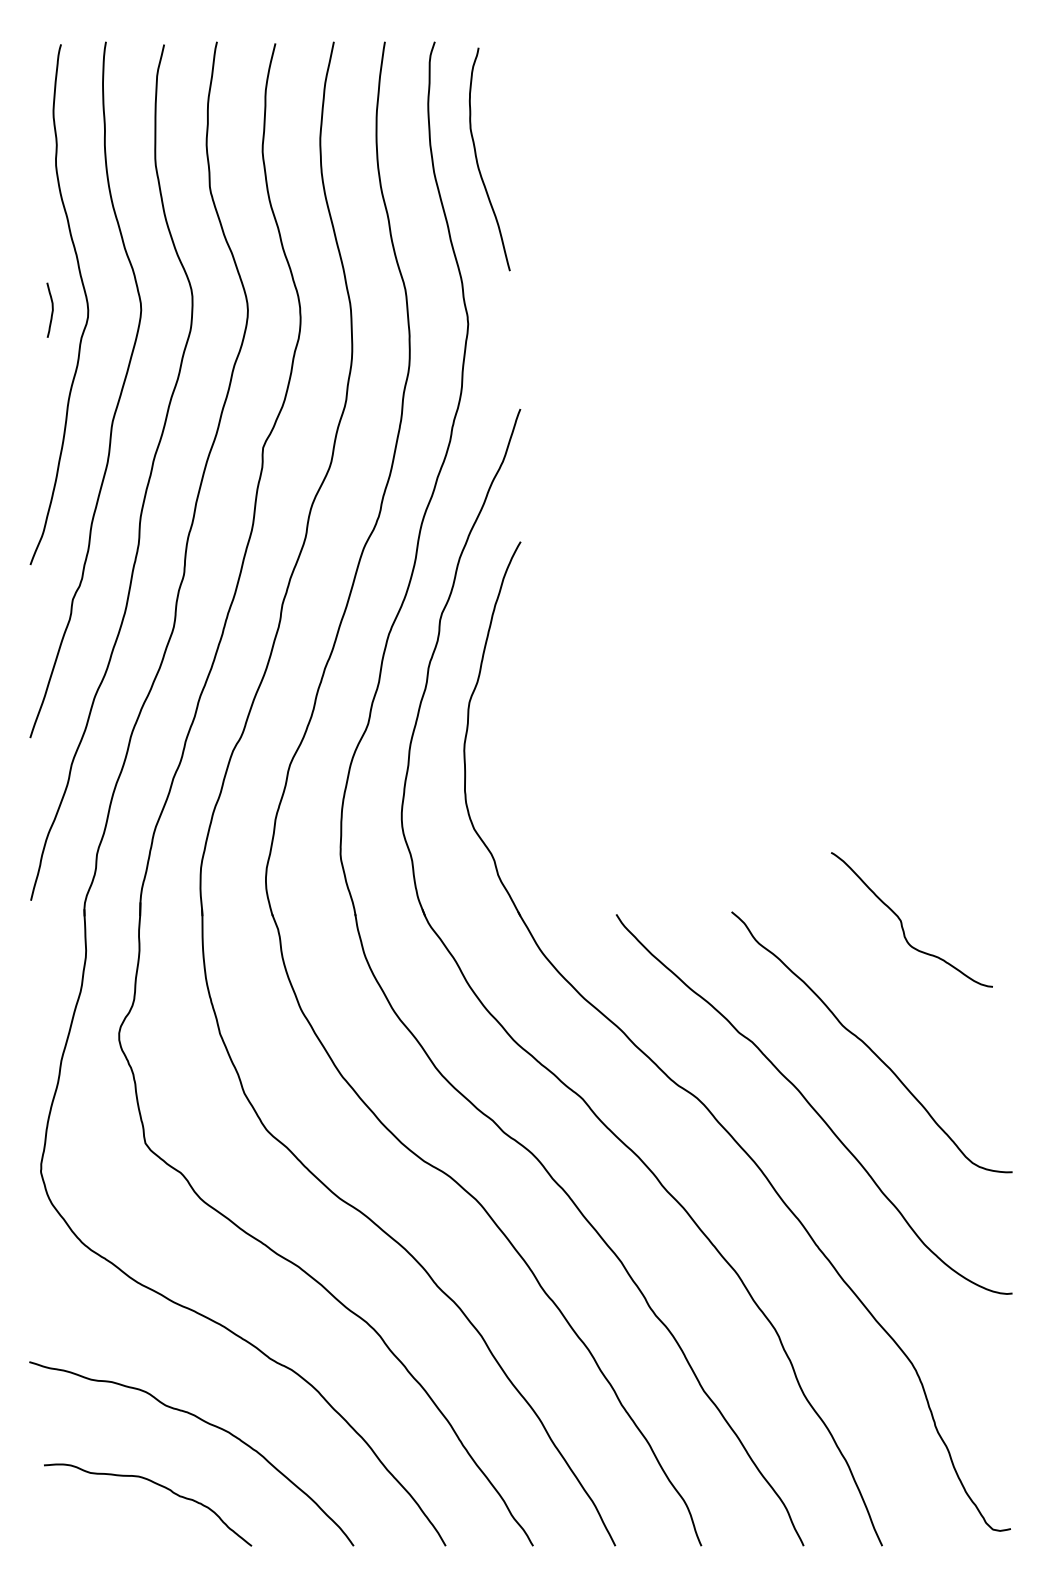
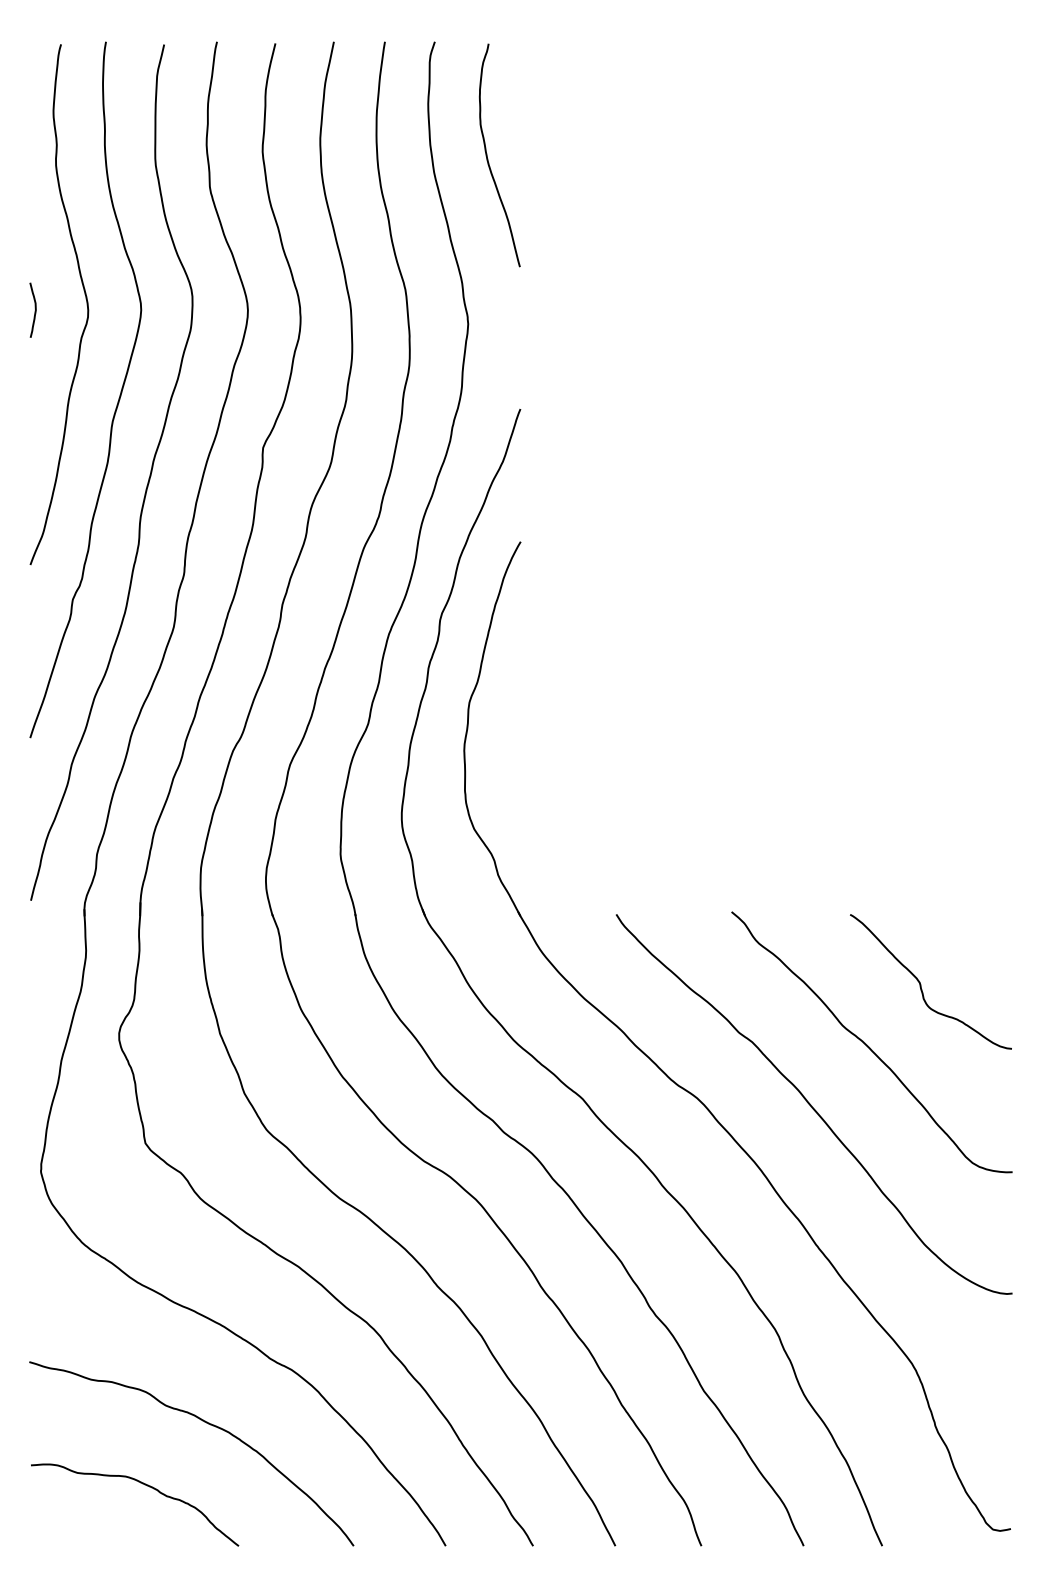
curve position: (478, 162) -> (488, 158) (488, 158)
curve position: (51, 308) -> (34, 308) (34, 308)
curve position: (902, 922) -> (921, 984) (921, 984)
curve position: (157, 1485) -> (144, 1485) (144, 1485)
